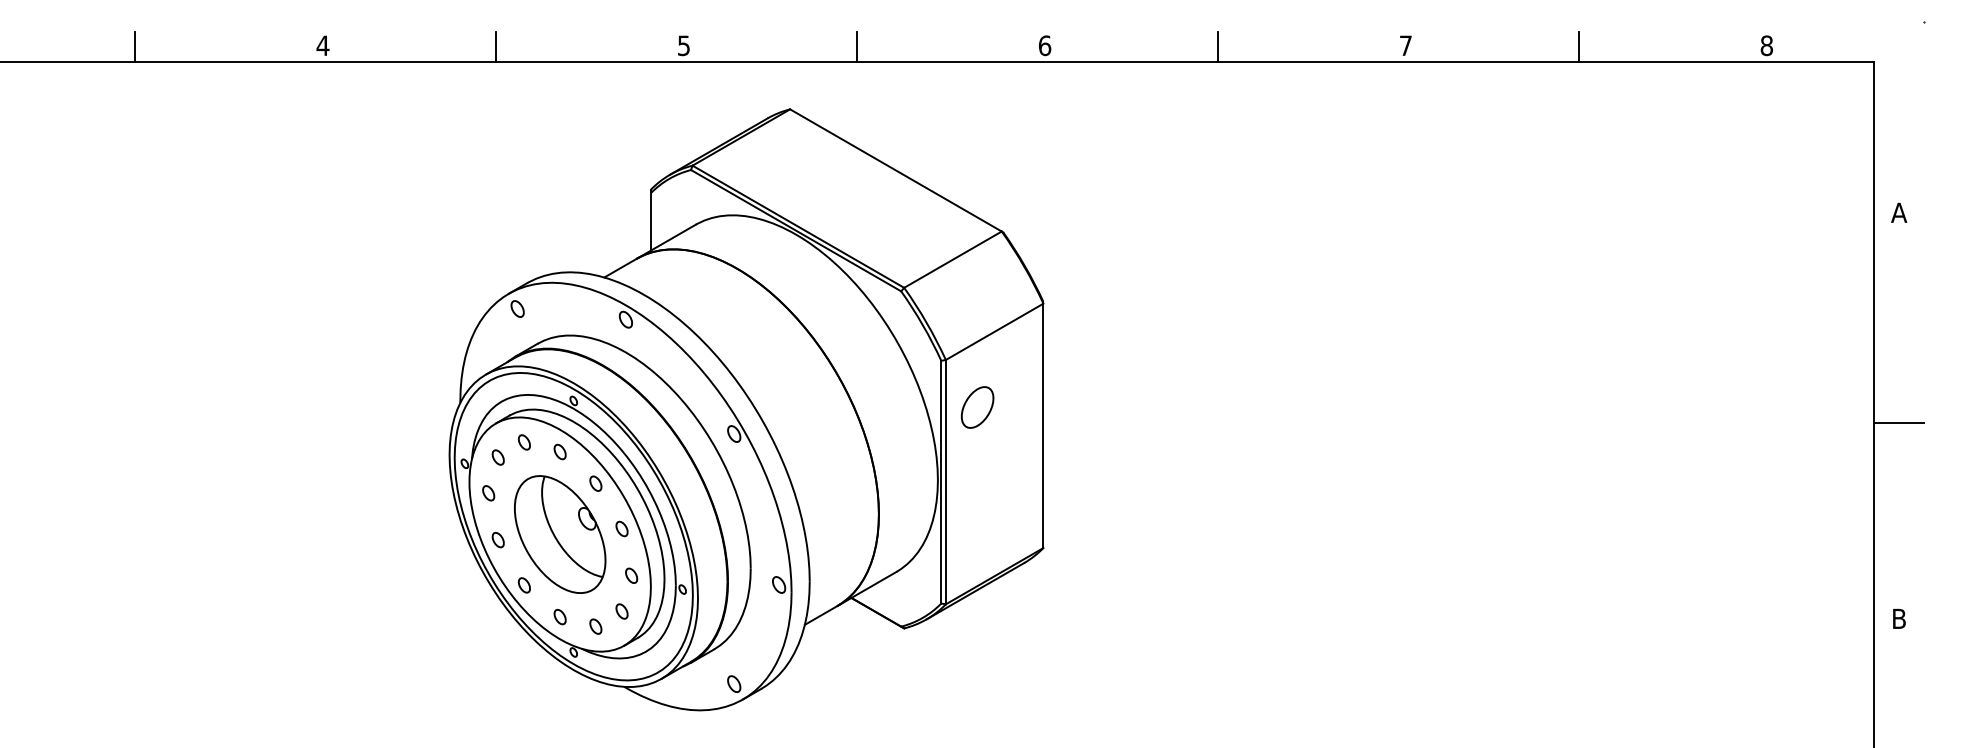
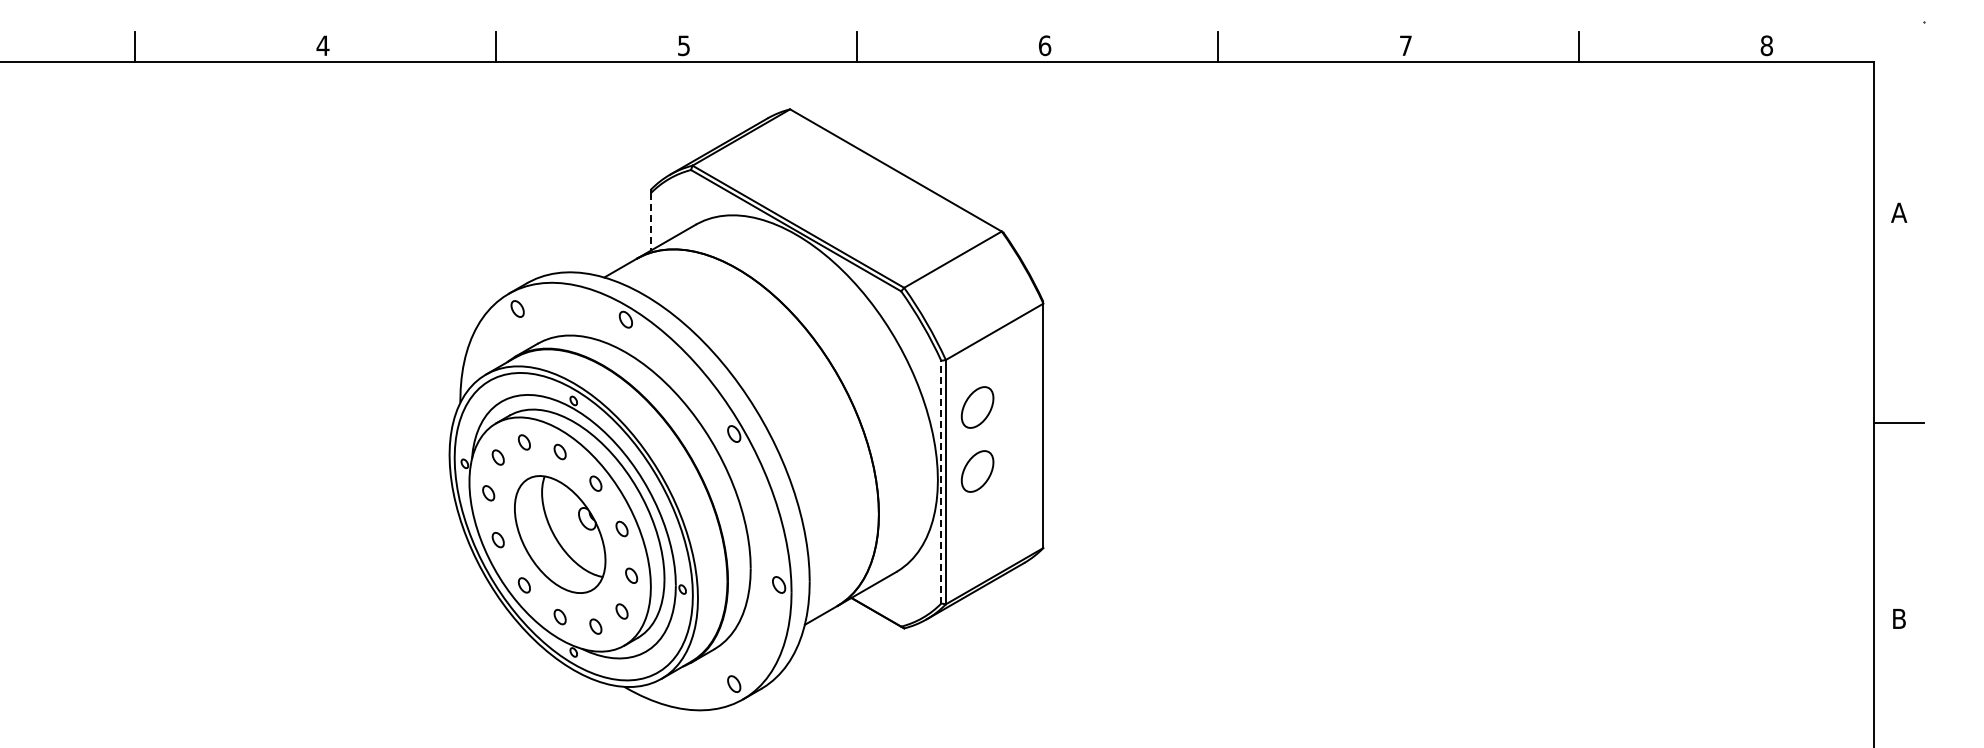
line: solid -> dashed (650, 221)
part: none -> present (977, 471)
line: solid -> dashed (941, 481)
